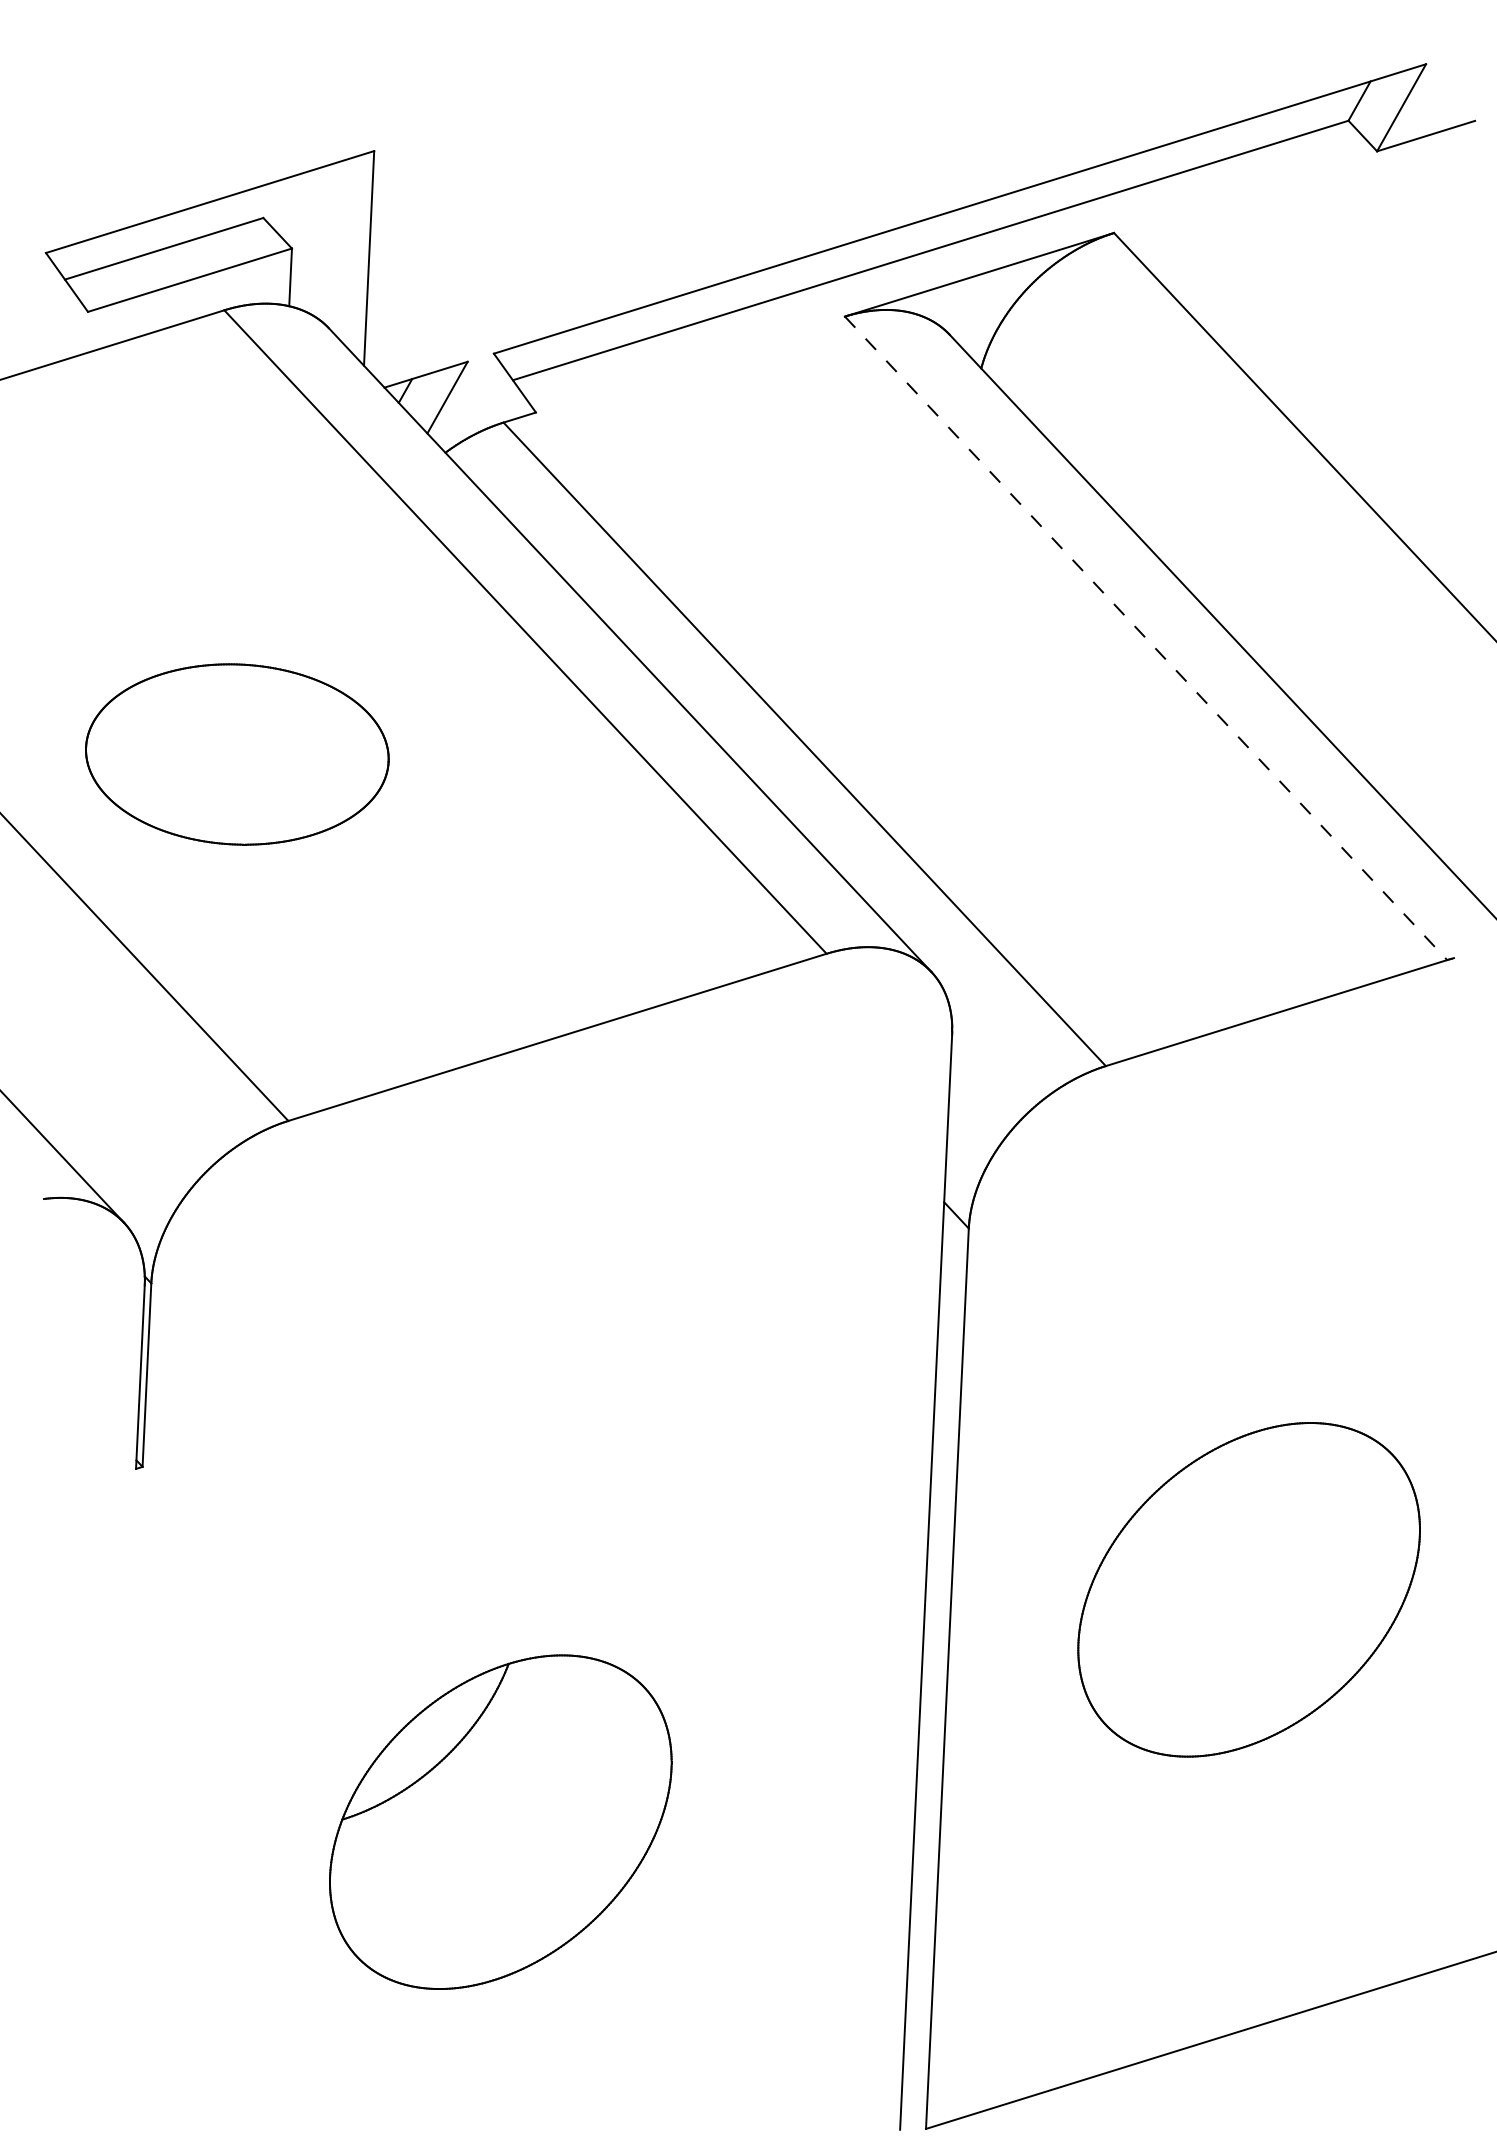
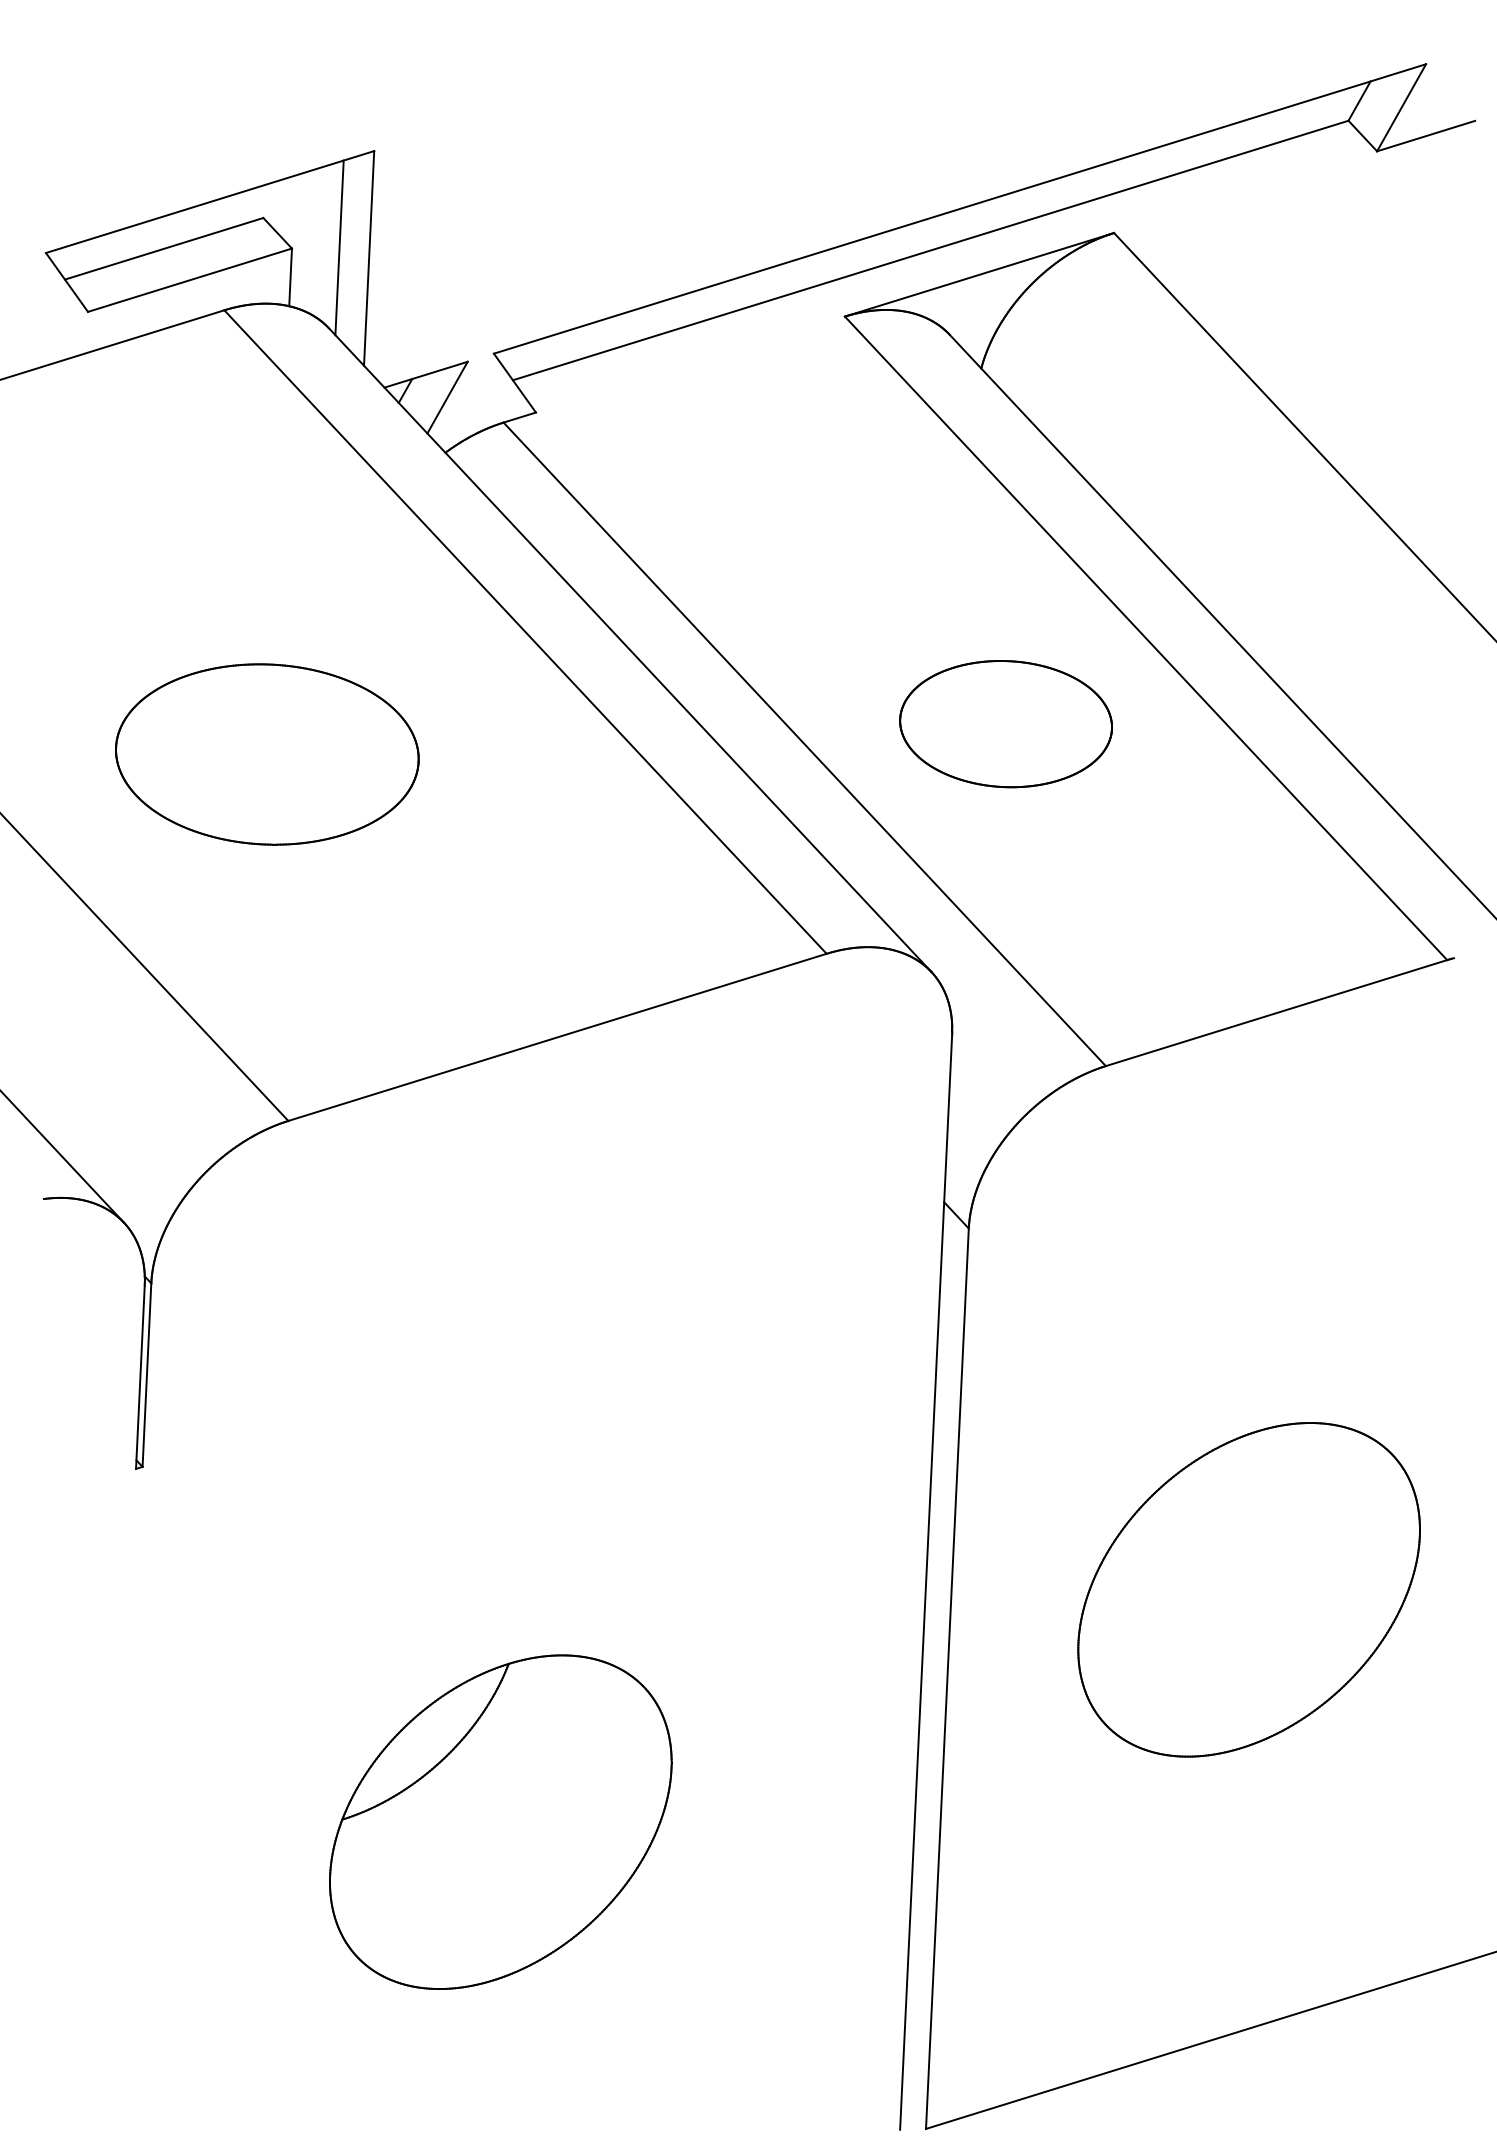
line: none -> present (339, 247)
line: dashed -> solid (1146, 638)
part: none -> present (1005, 724)
part position: (237, 754) -> (267, 754) (267, 754)
